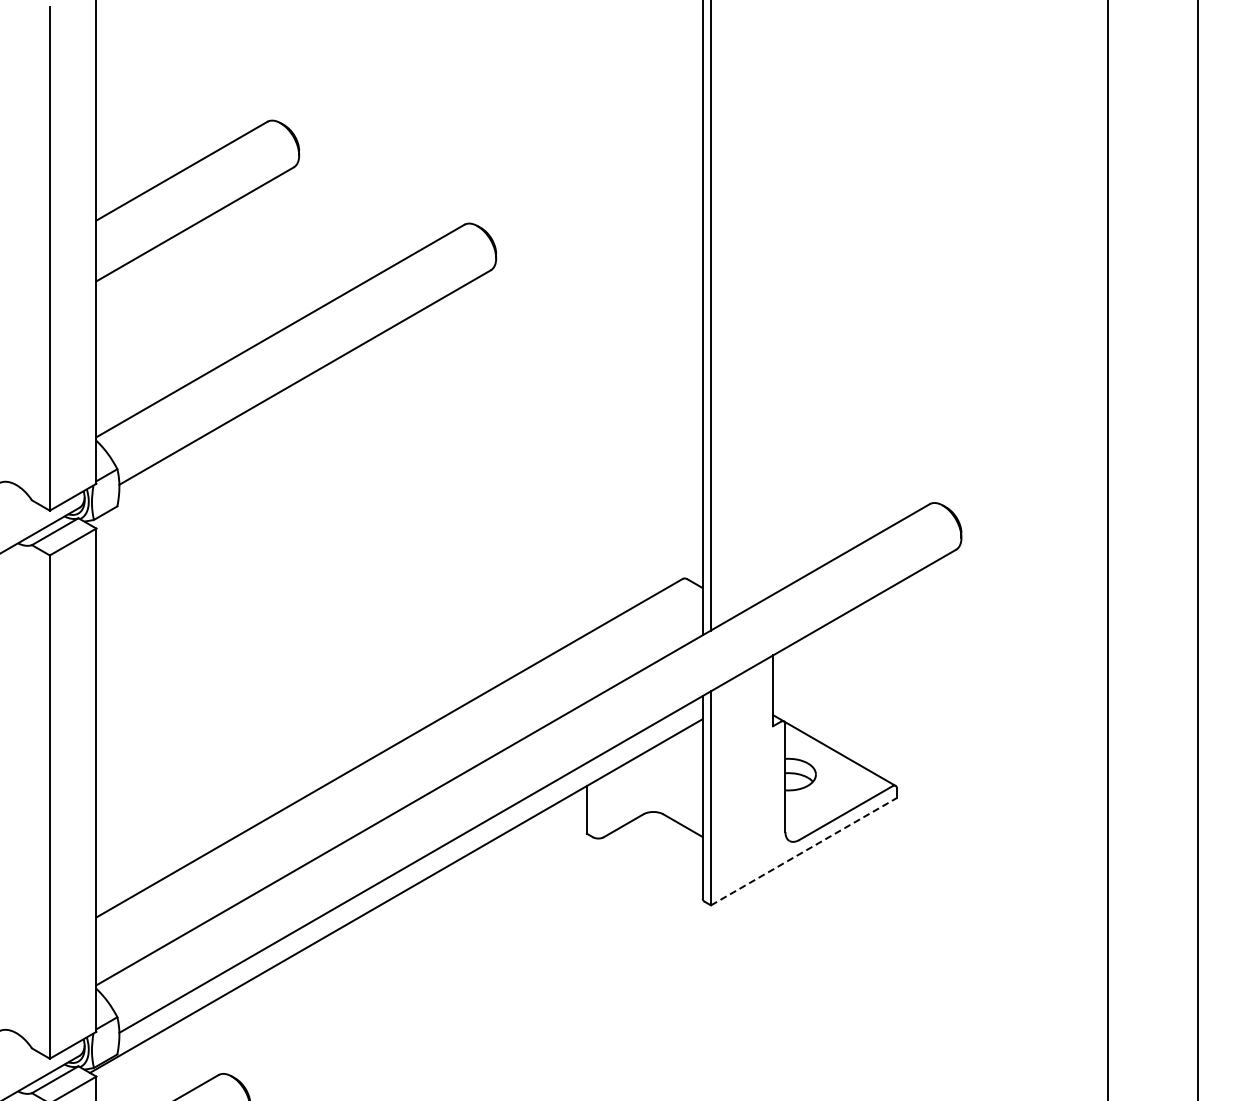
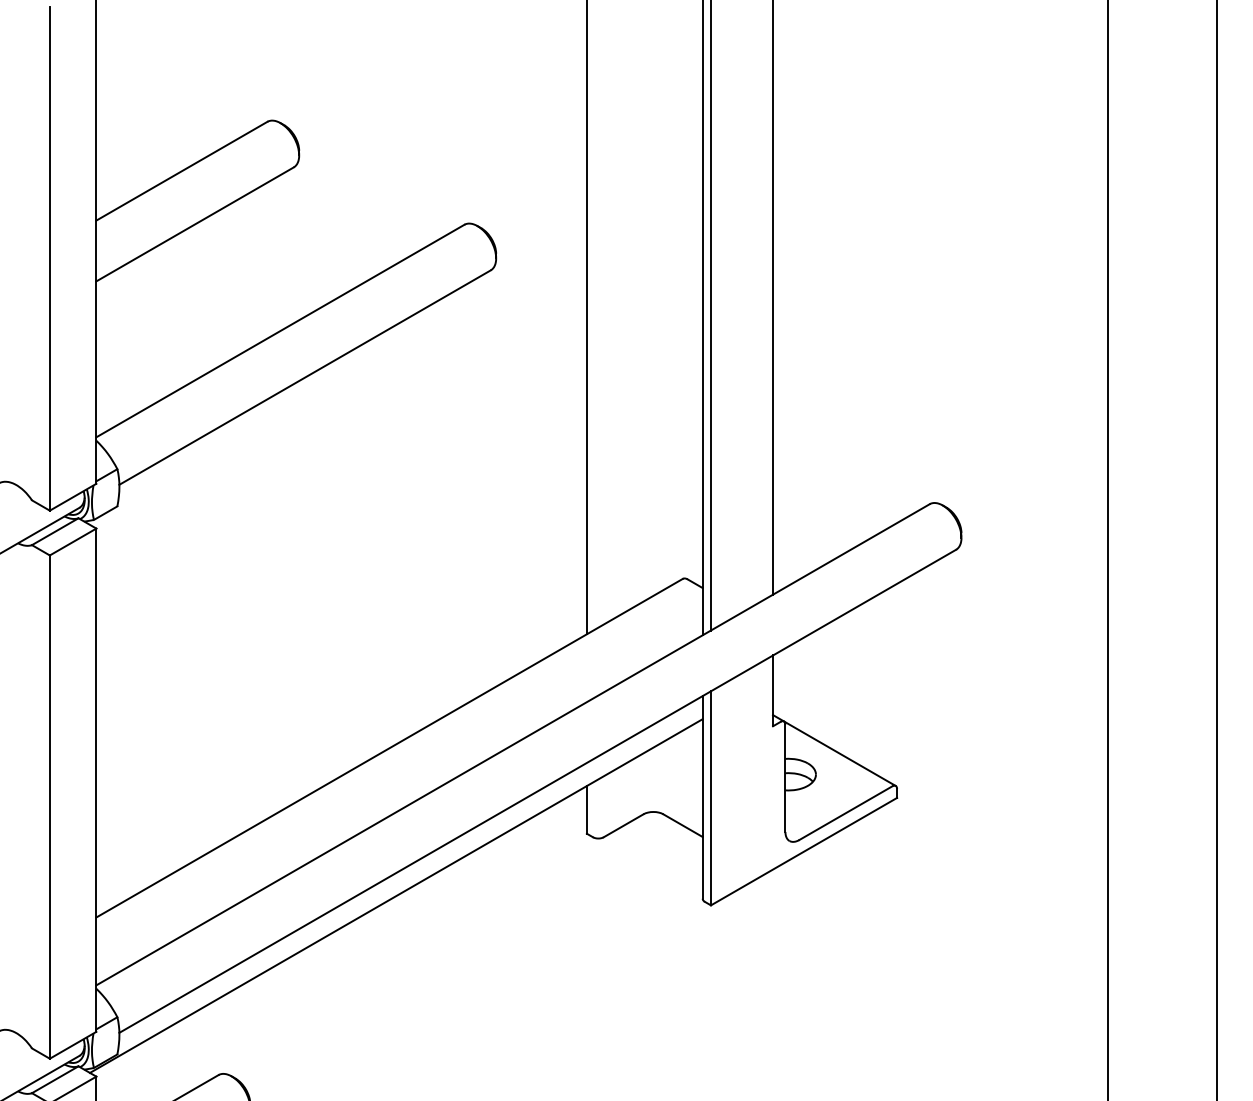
line: none -> present (773, 298)
line: none -> present (586, 318)
line position: (1198, 549) -> (1217, 549) (1217, 549)
line: dashed -> solid (804, 851)
